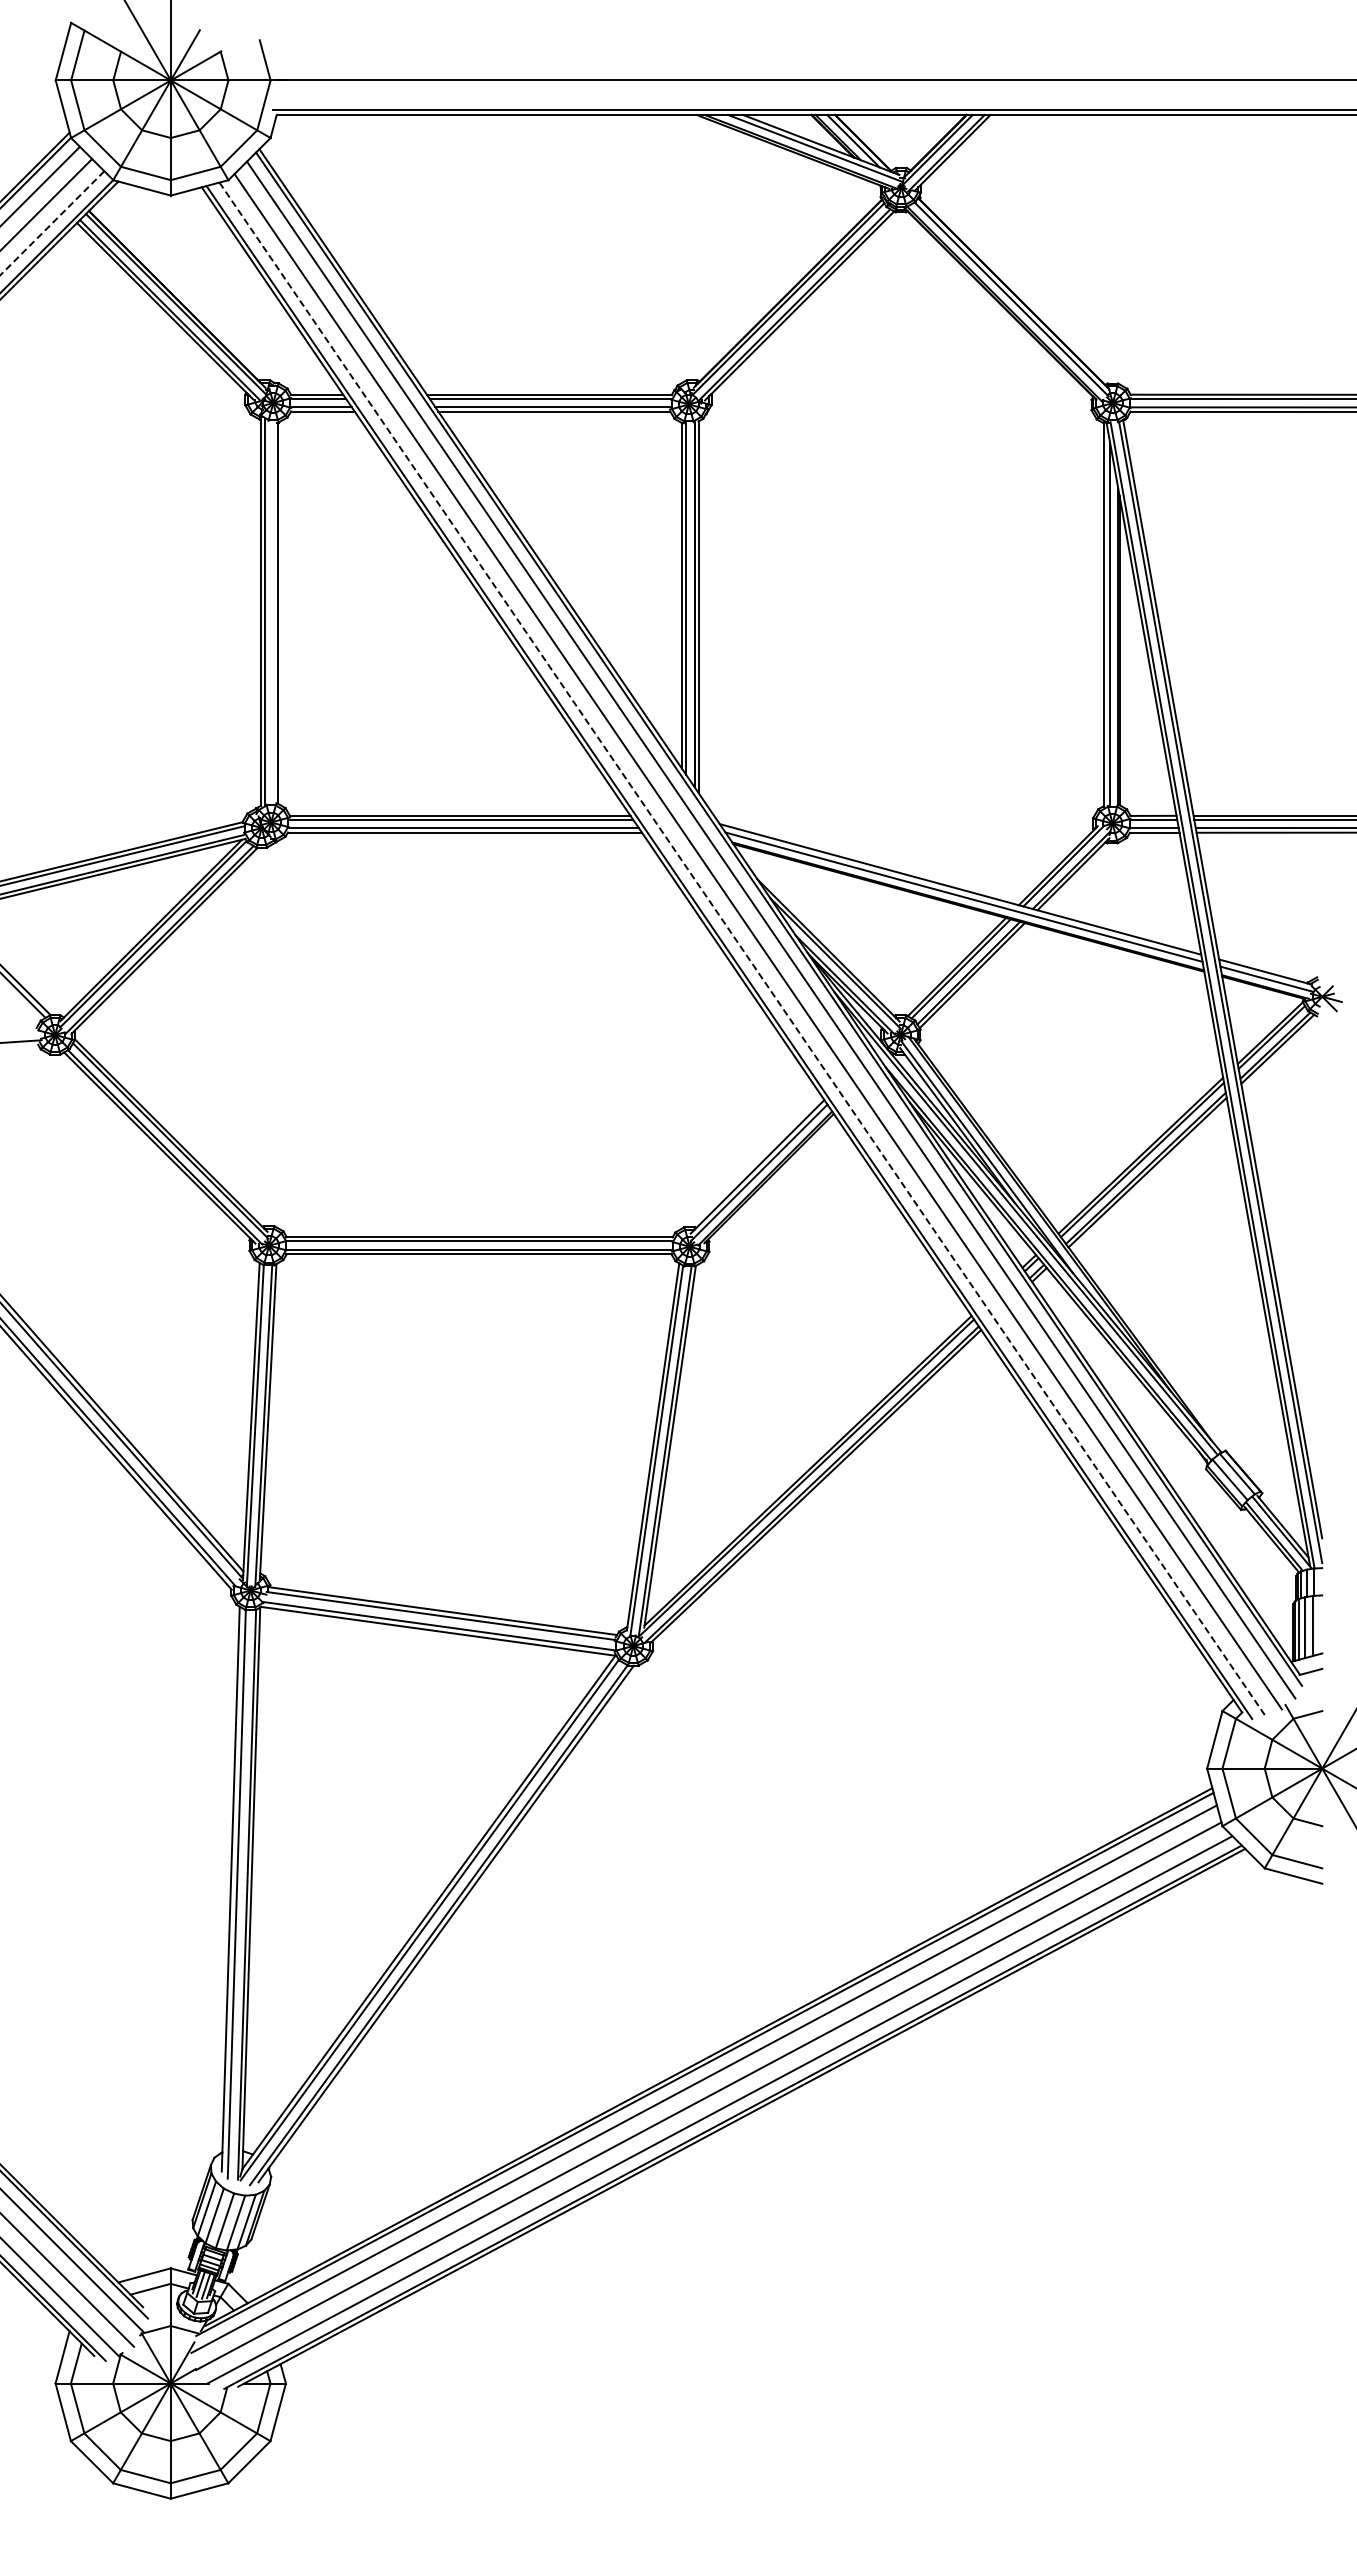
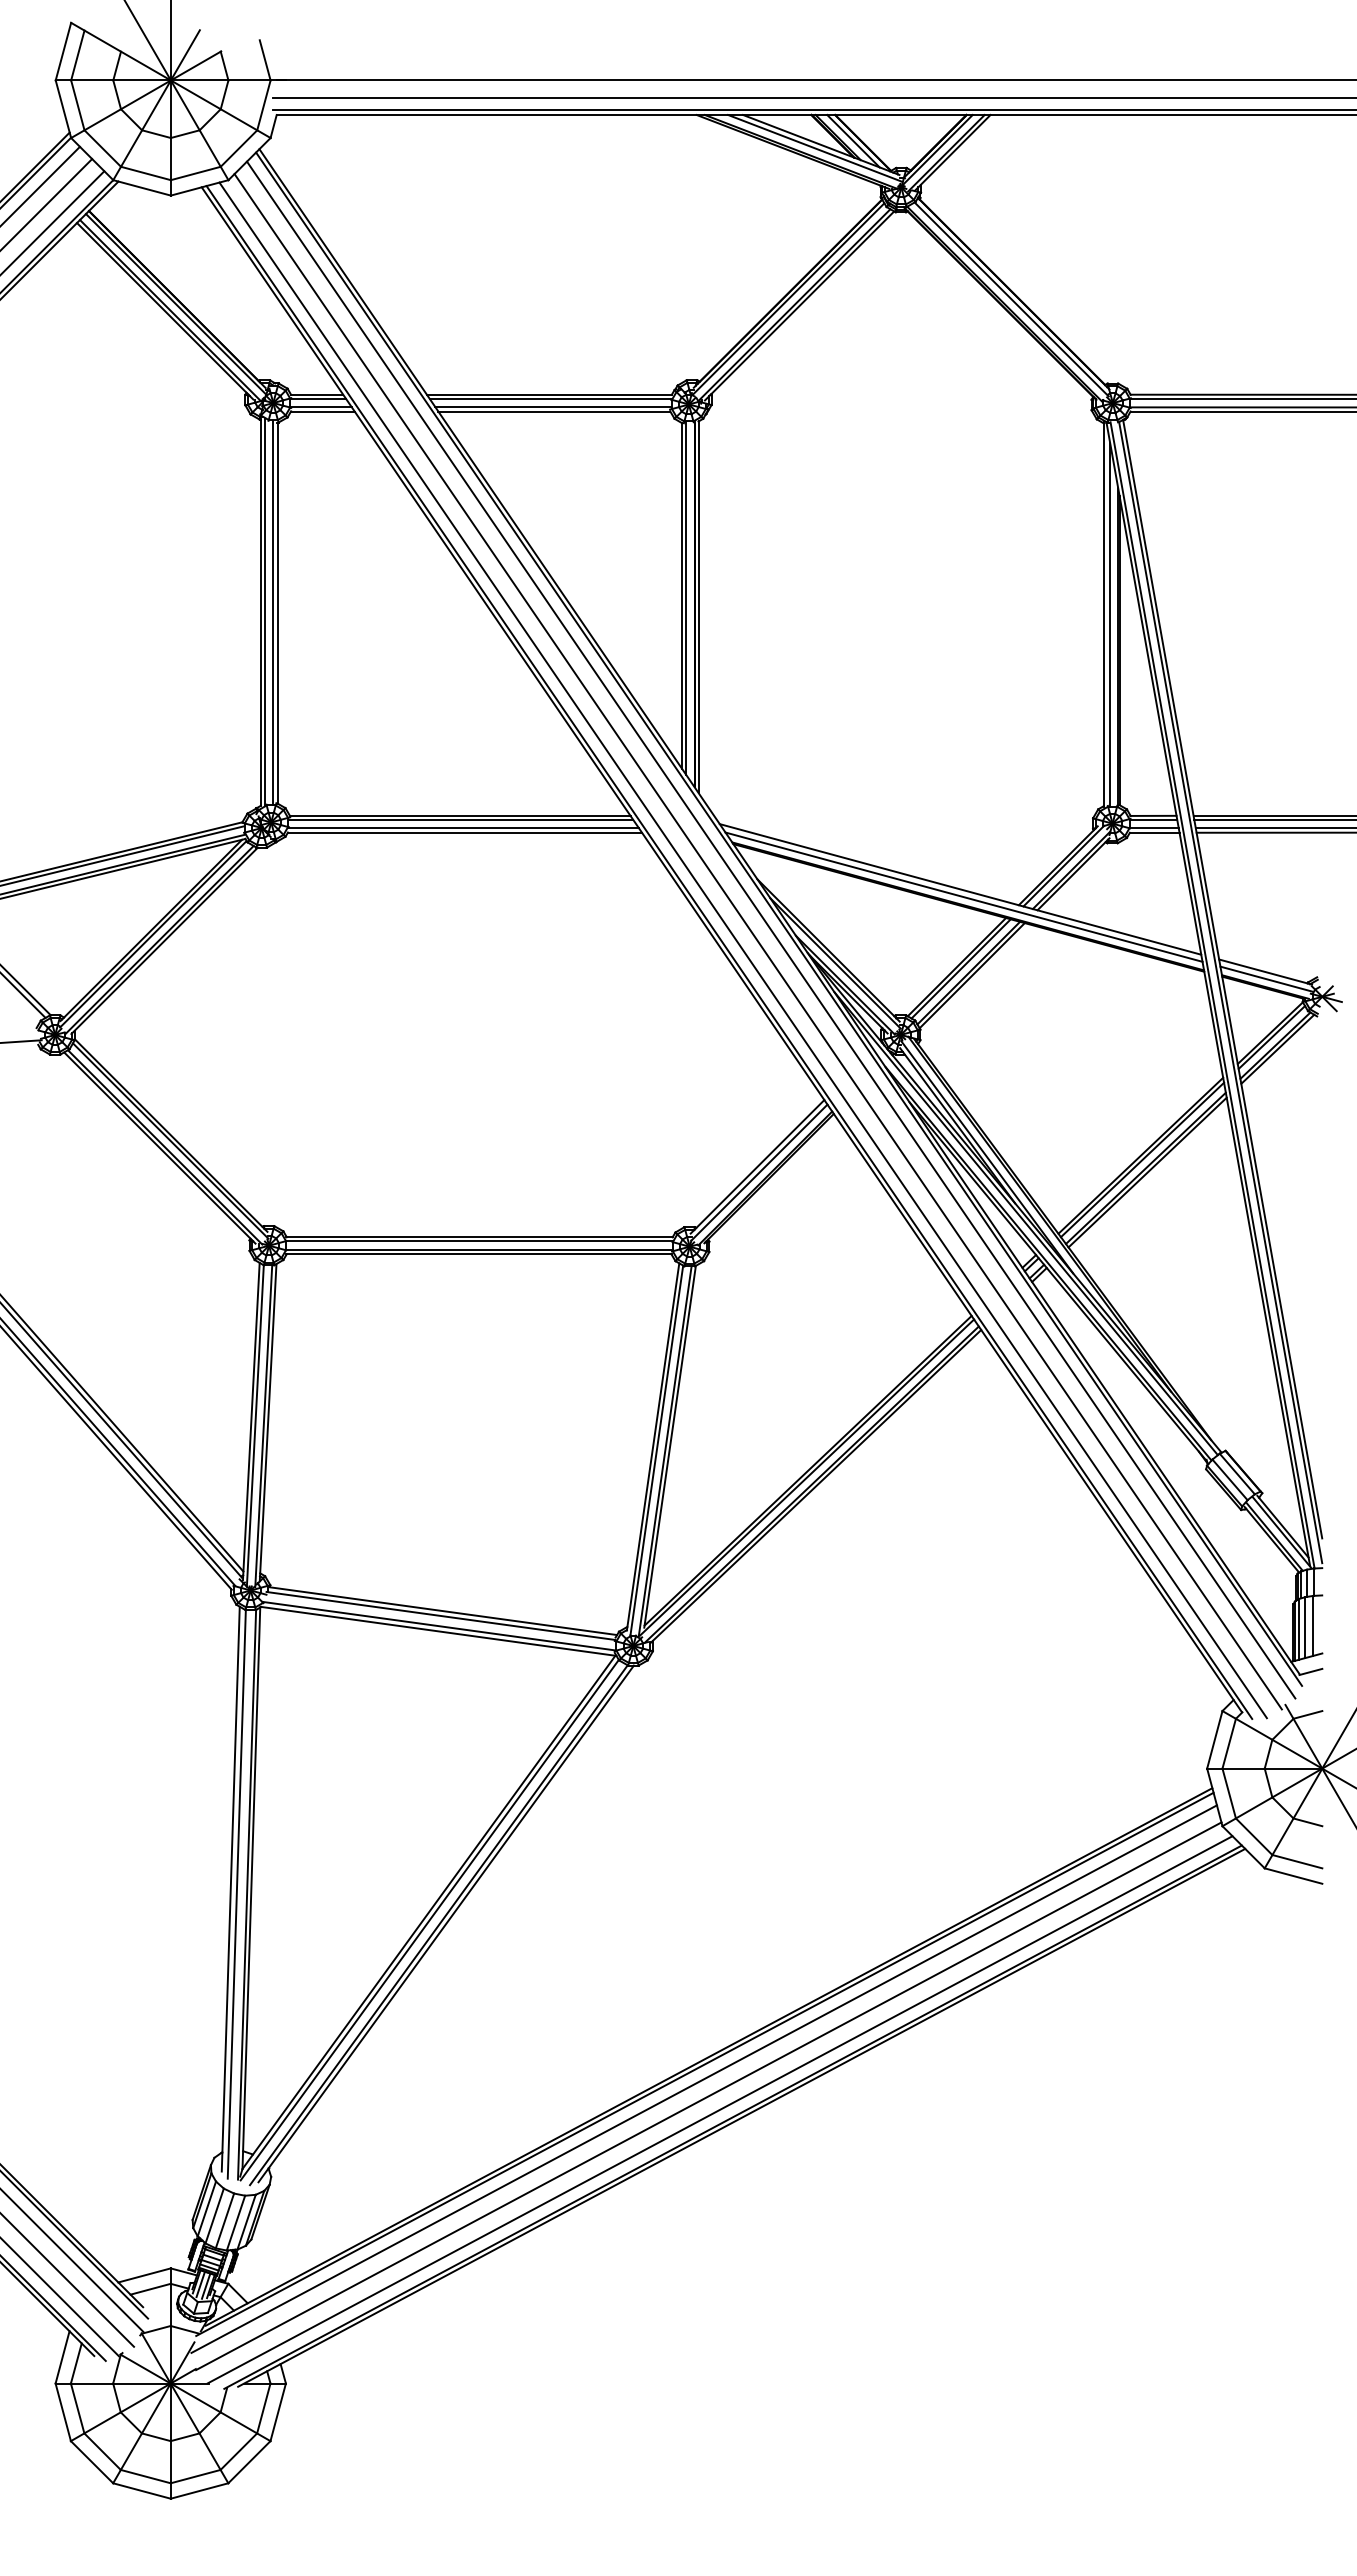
line: none -> present (813, 97)
line: dashed -> solid (52, 223)
line: none -> present (273, 612)
line: dashed -> solid (743, 950)
